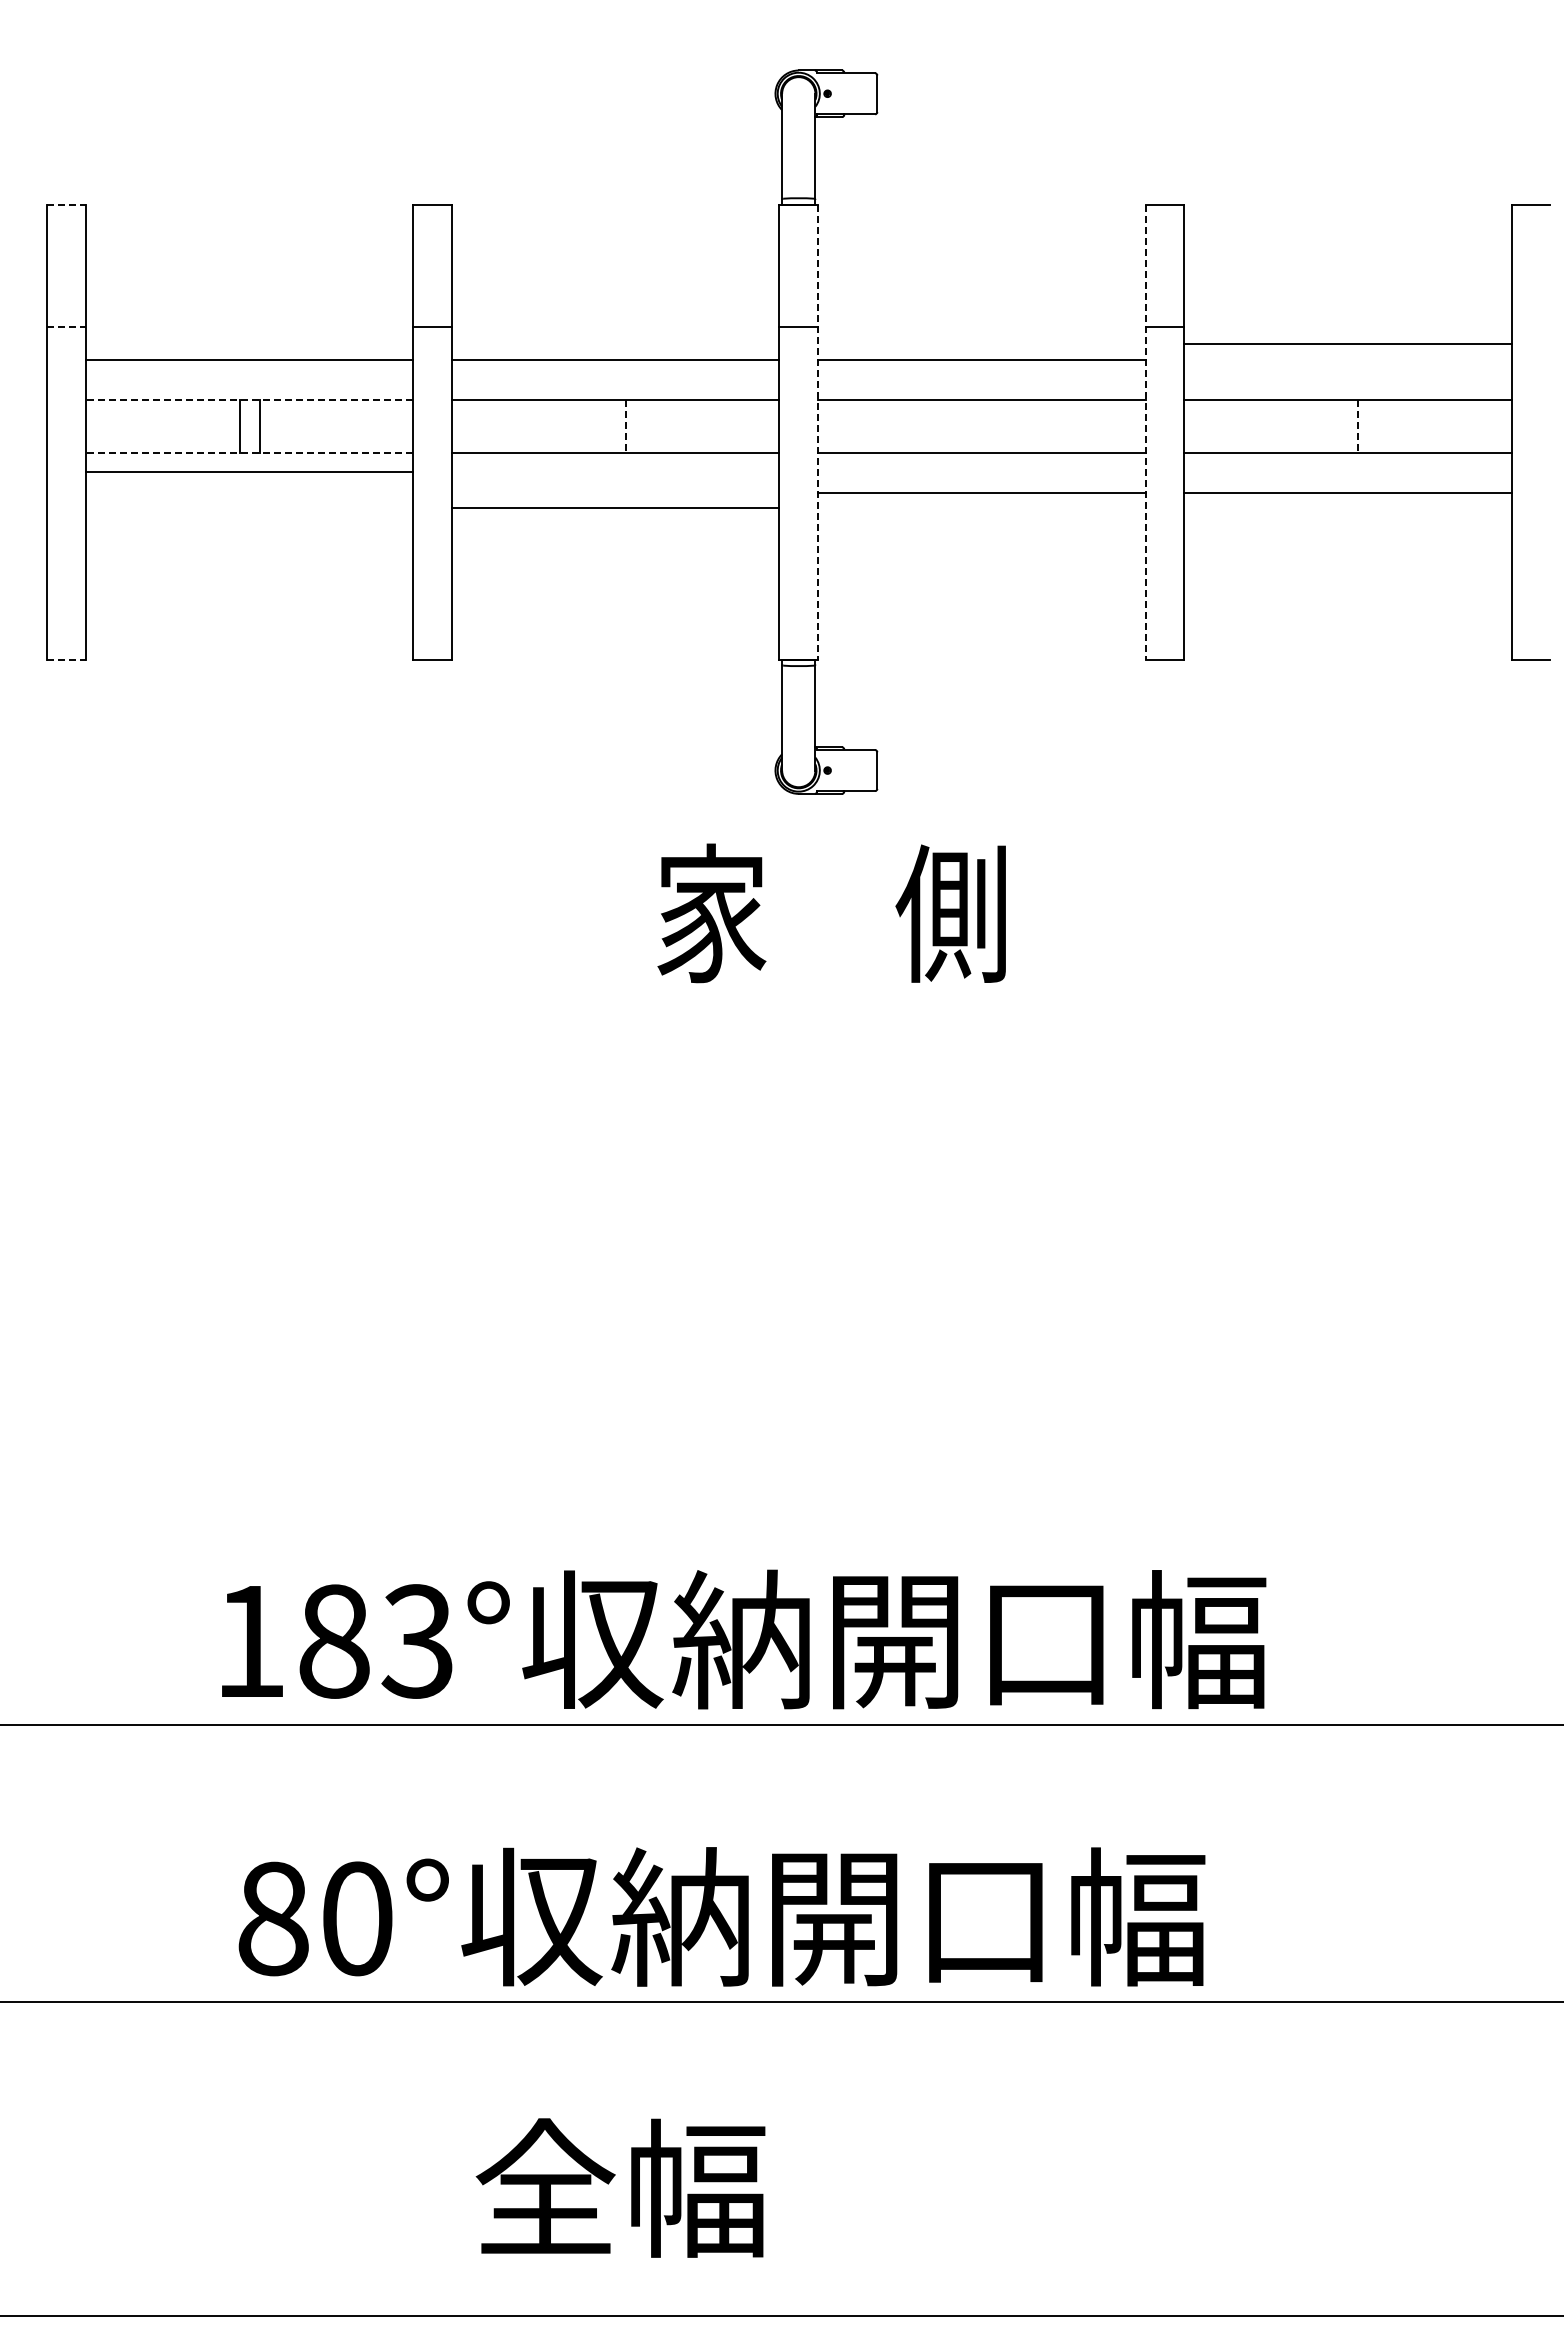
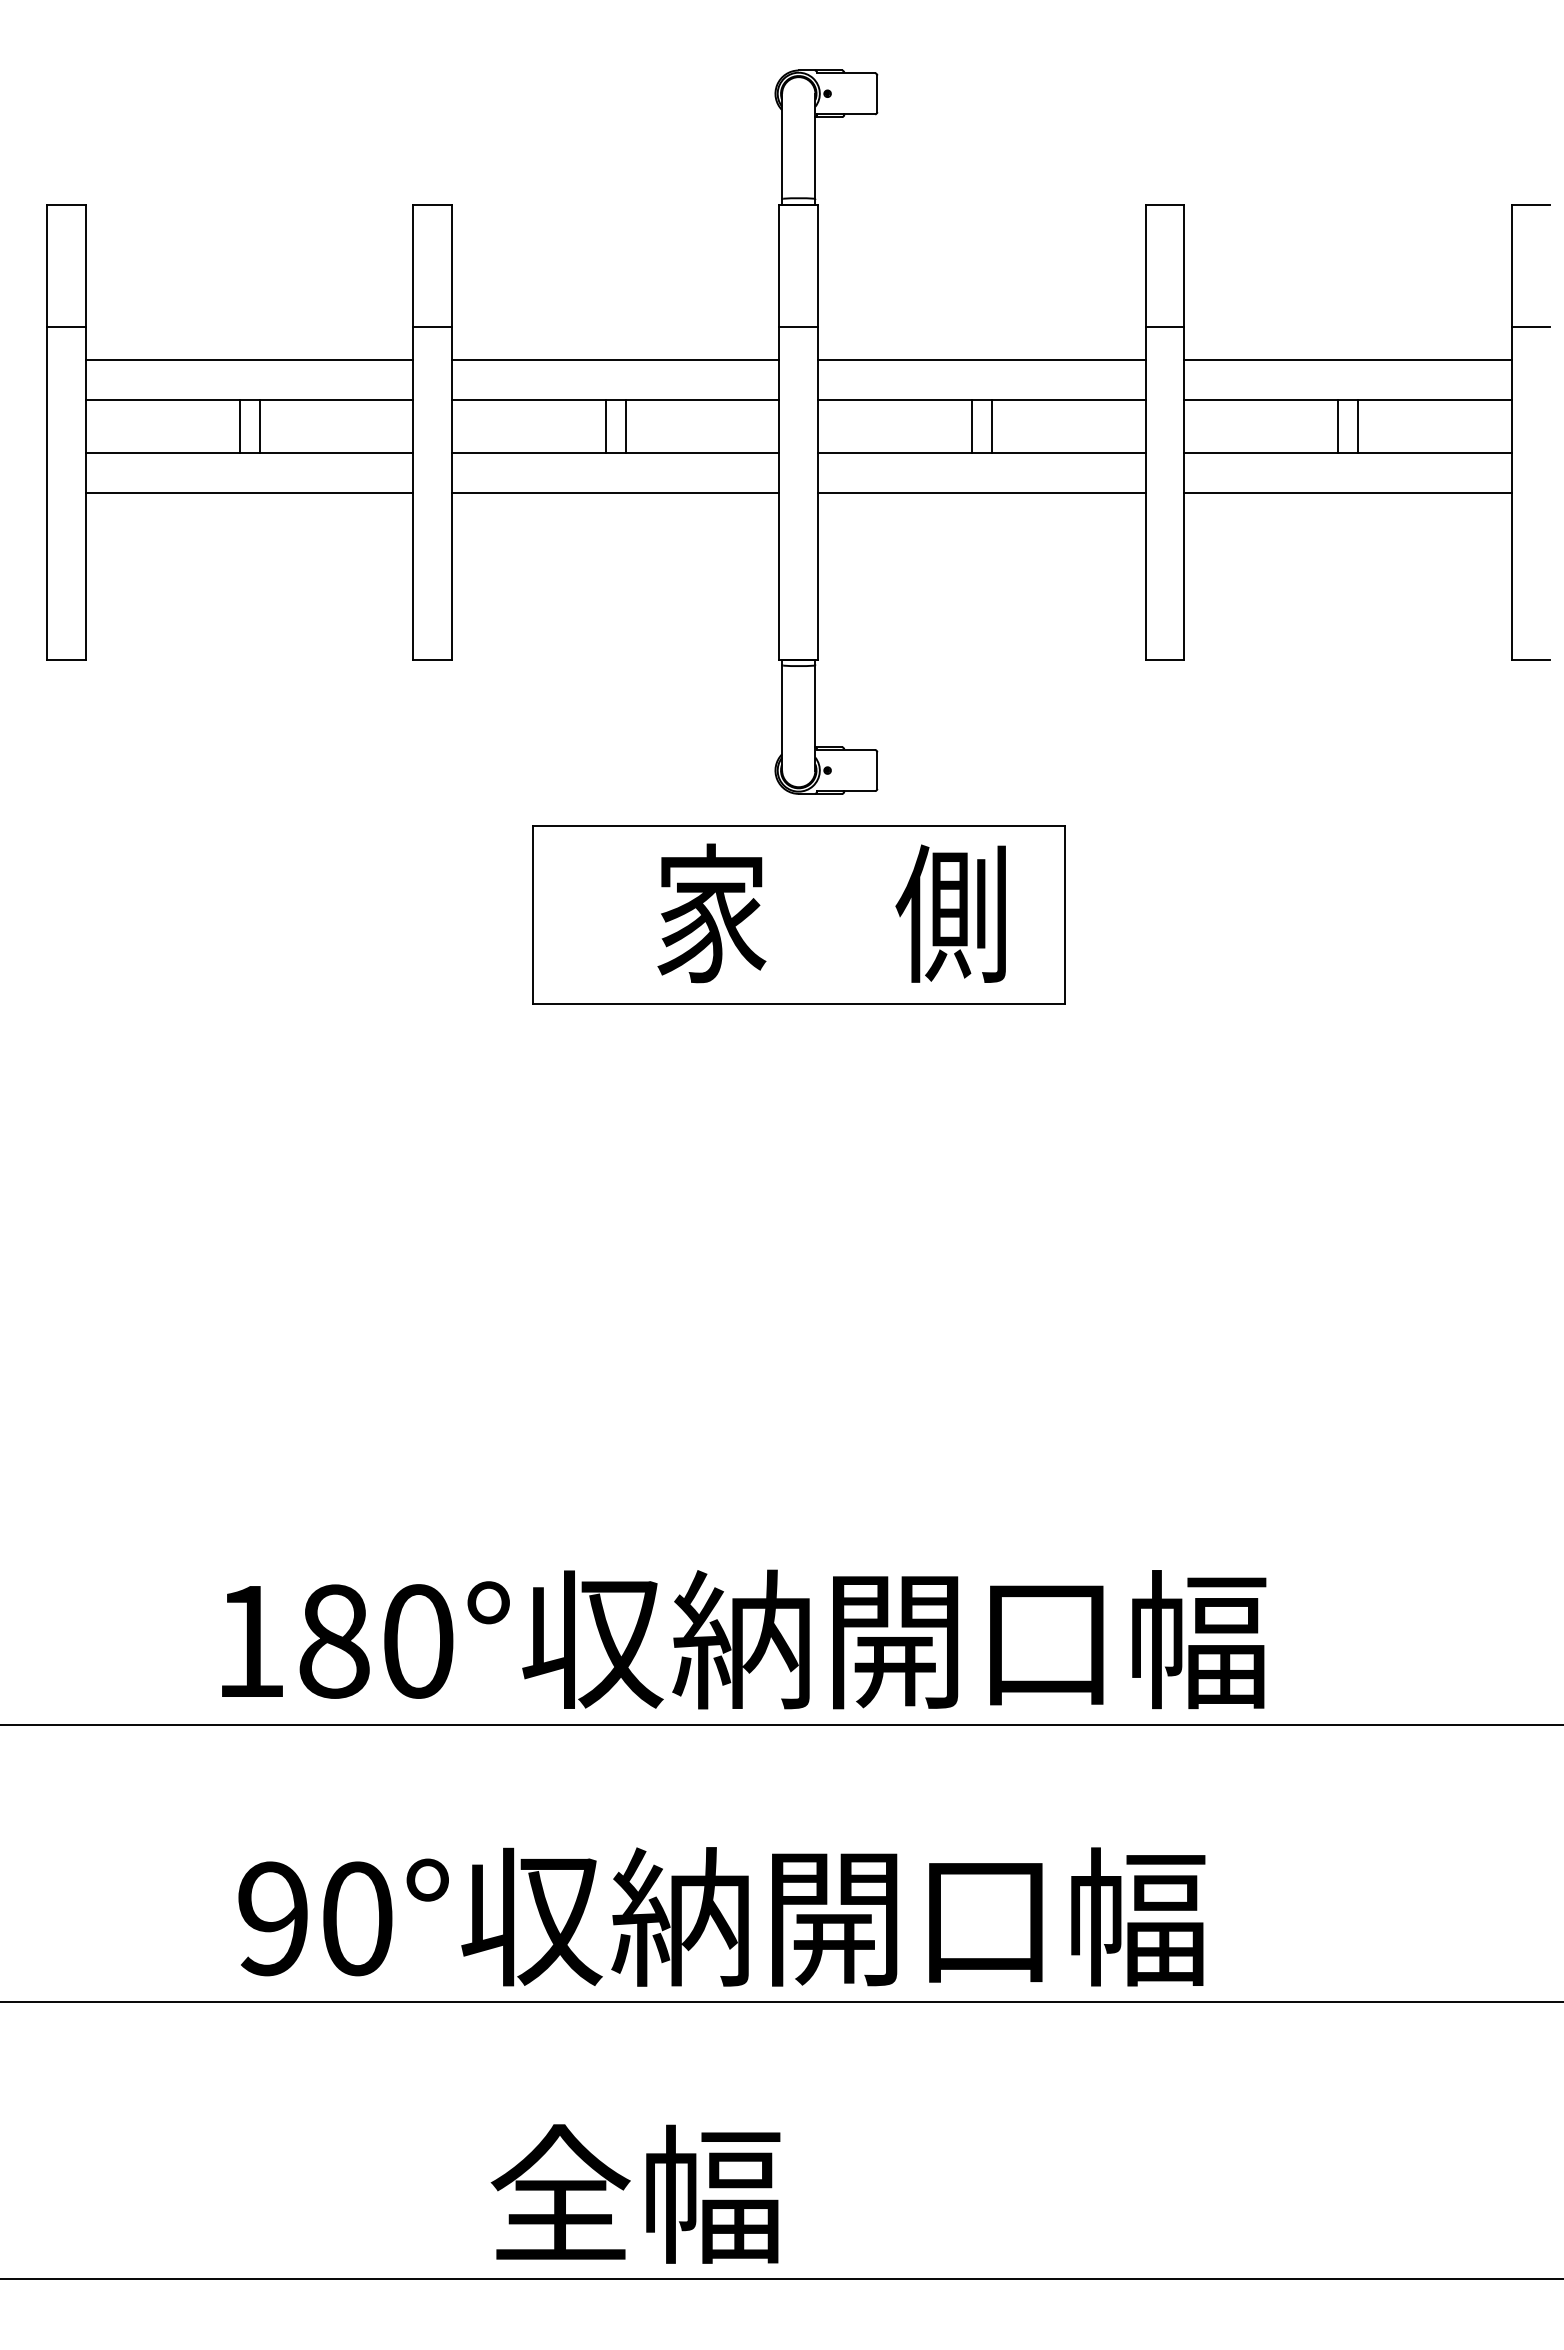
line: dashed -> solid (67, 204)
line: dashed -> solid (67, 326)
line: none -> present (1530, 326)
line position: (1347, 344) -> (1347, 360) (1347, 360)
line: dashed -> solid (249, 400)
line: none -> present (605, 426)
line: dashed -> solid (625, 426)
line: none -> present (971, 426)
line: none -> present (991, 426)
line: none -> present (1337, 426)
line: dashed -> solid (1357, 426)
line: dashed -> solid (818, 432)
line: dashed -> solid (1145, 432)
line: dashed -> solid (249, 453)
line position: (249, 472) -> (249, 493) (249, 493)
line position: (615, 508) -> (615, 493) (615, 493)
line: dashed -> solid (67, 659)
part: none -> present (798, 914)
text: 183° -> 180° (417, 1641)
text: 80° -> 90° (273, 1918)
text position: (620, 2187) -> (635, 2193) (635, 2193)
line position: (781, 2316) -> (781, 2279) (781, 2279)
